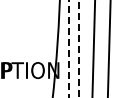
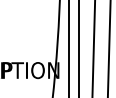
line: dashed -> solid (68, 48)
line: dashed -> solid (79, 48)
